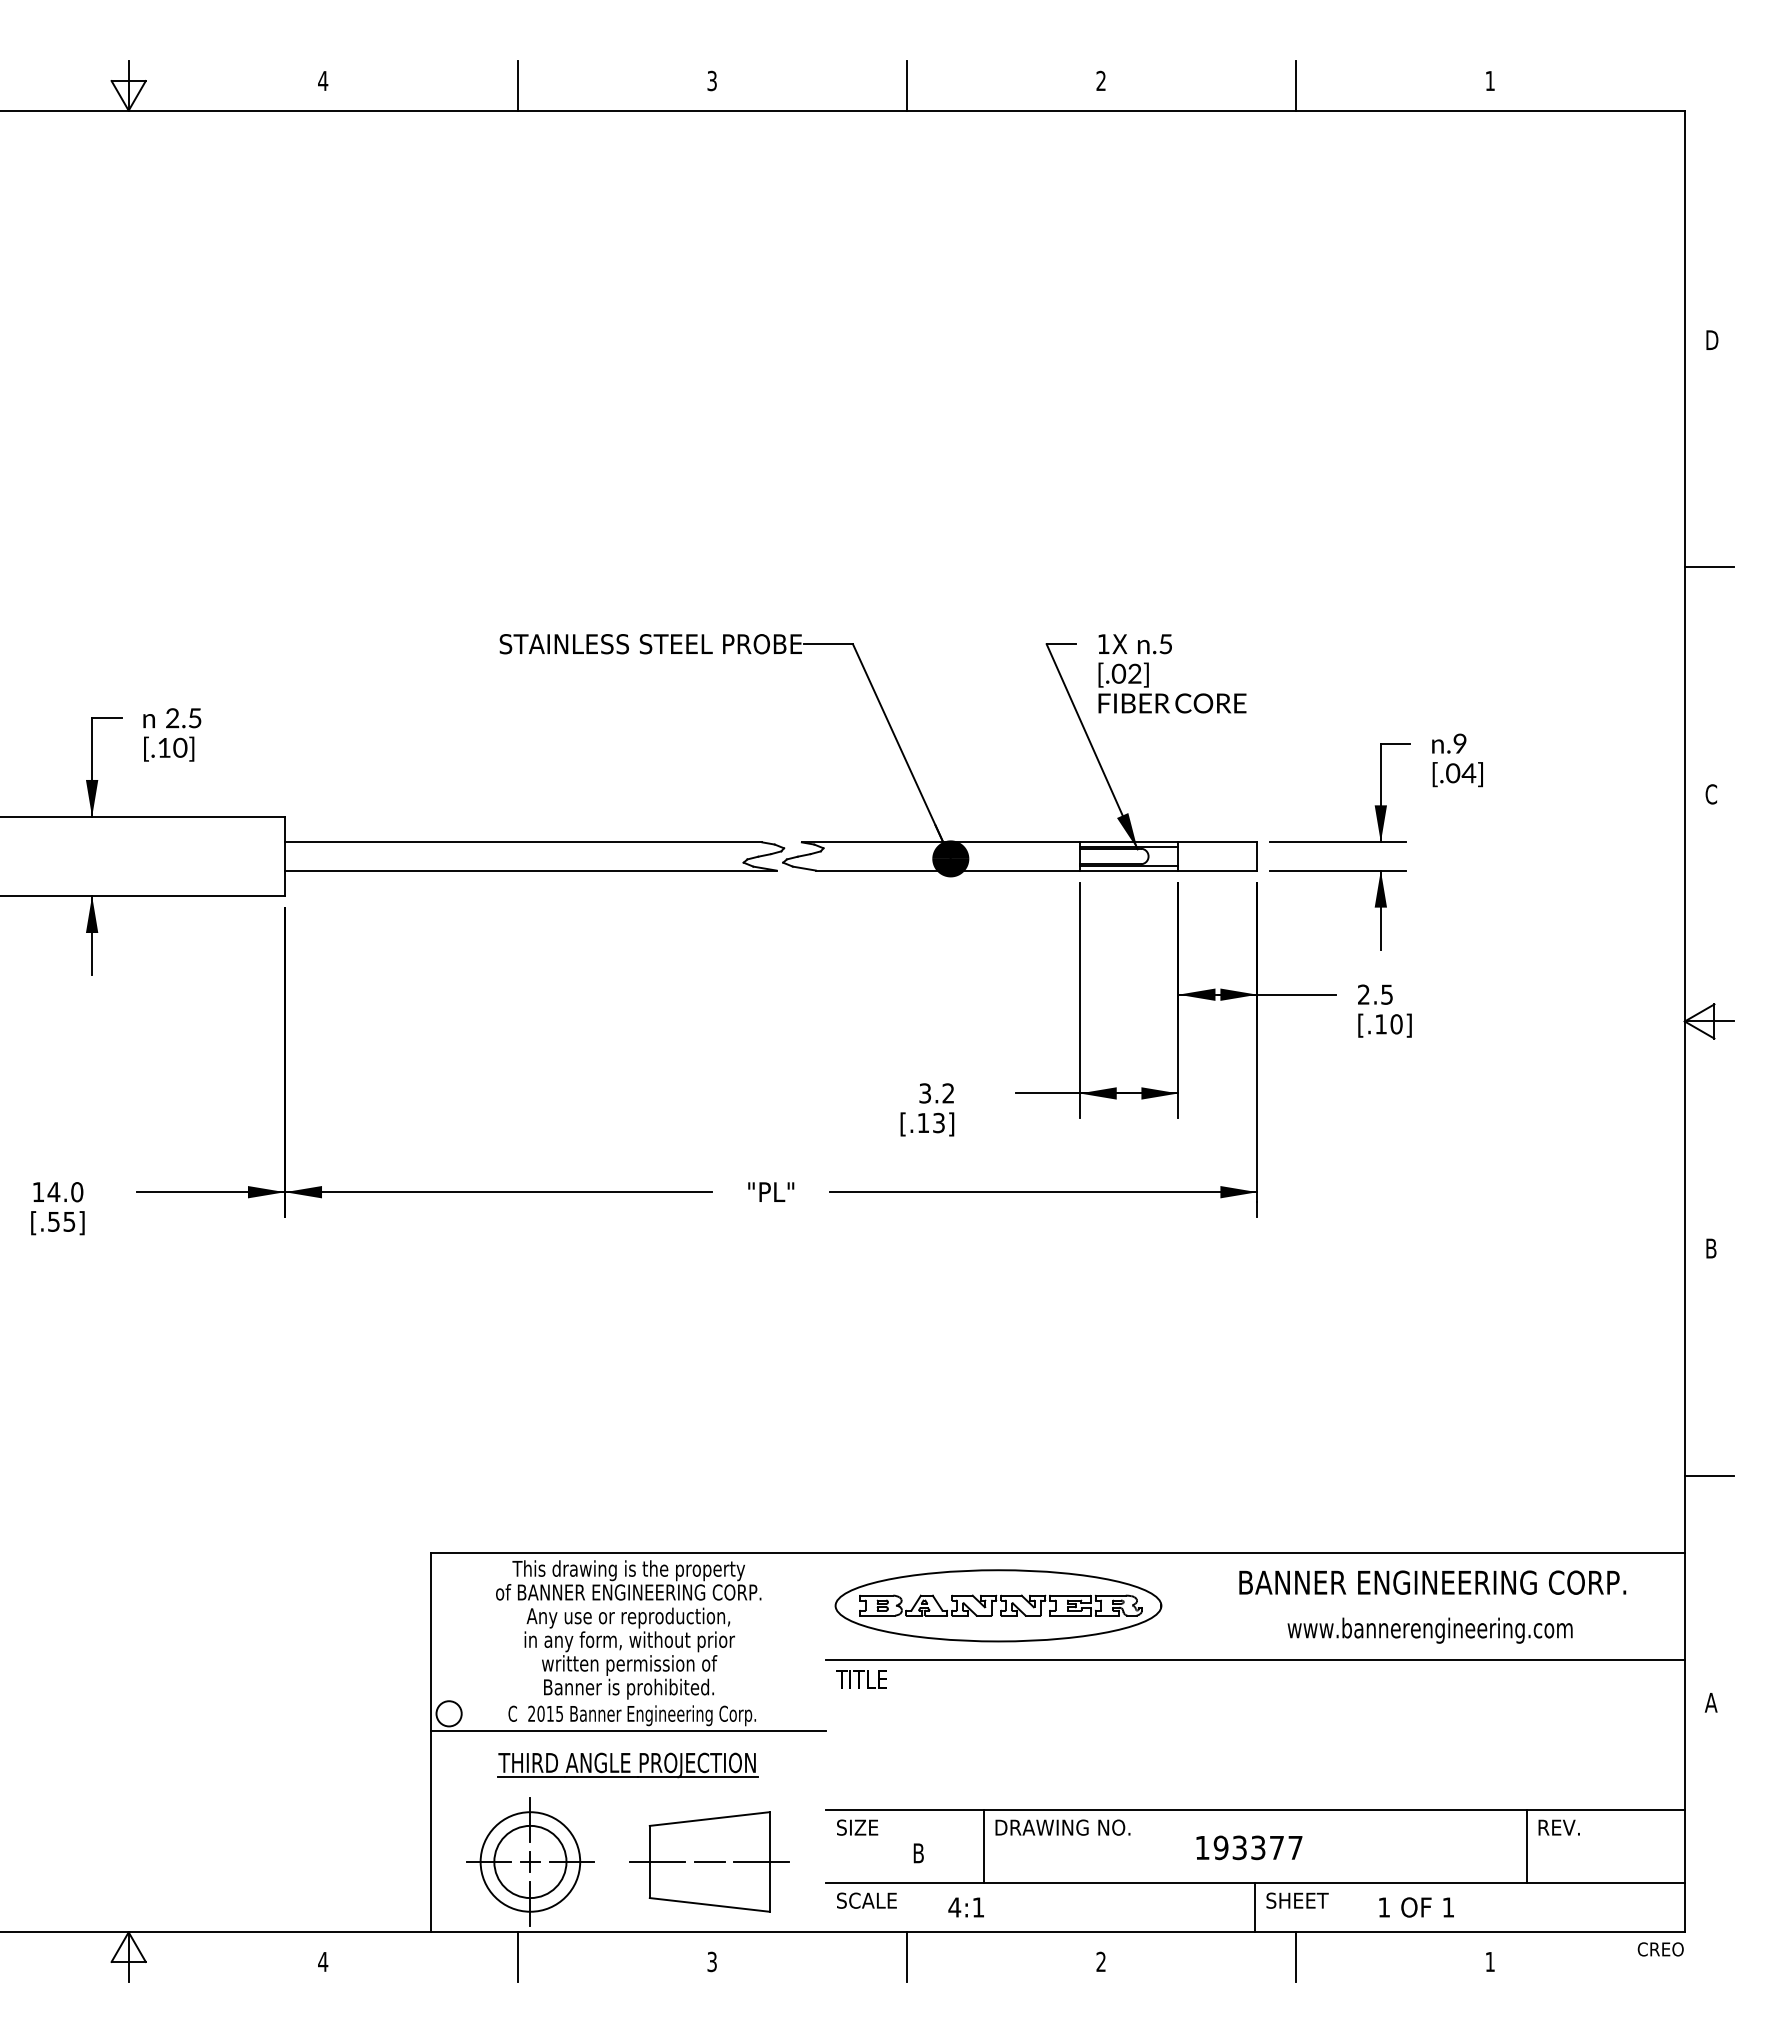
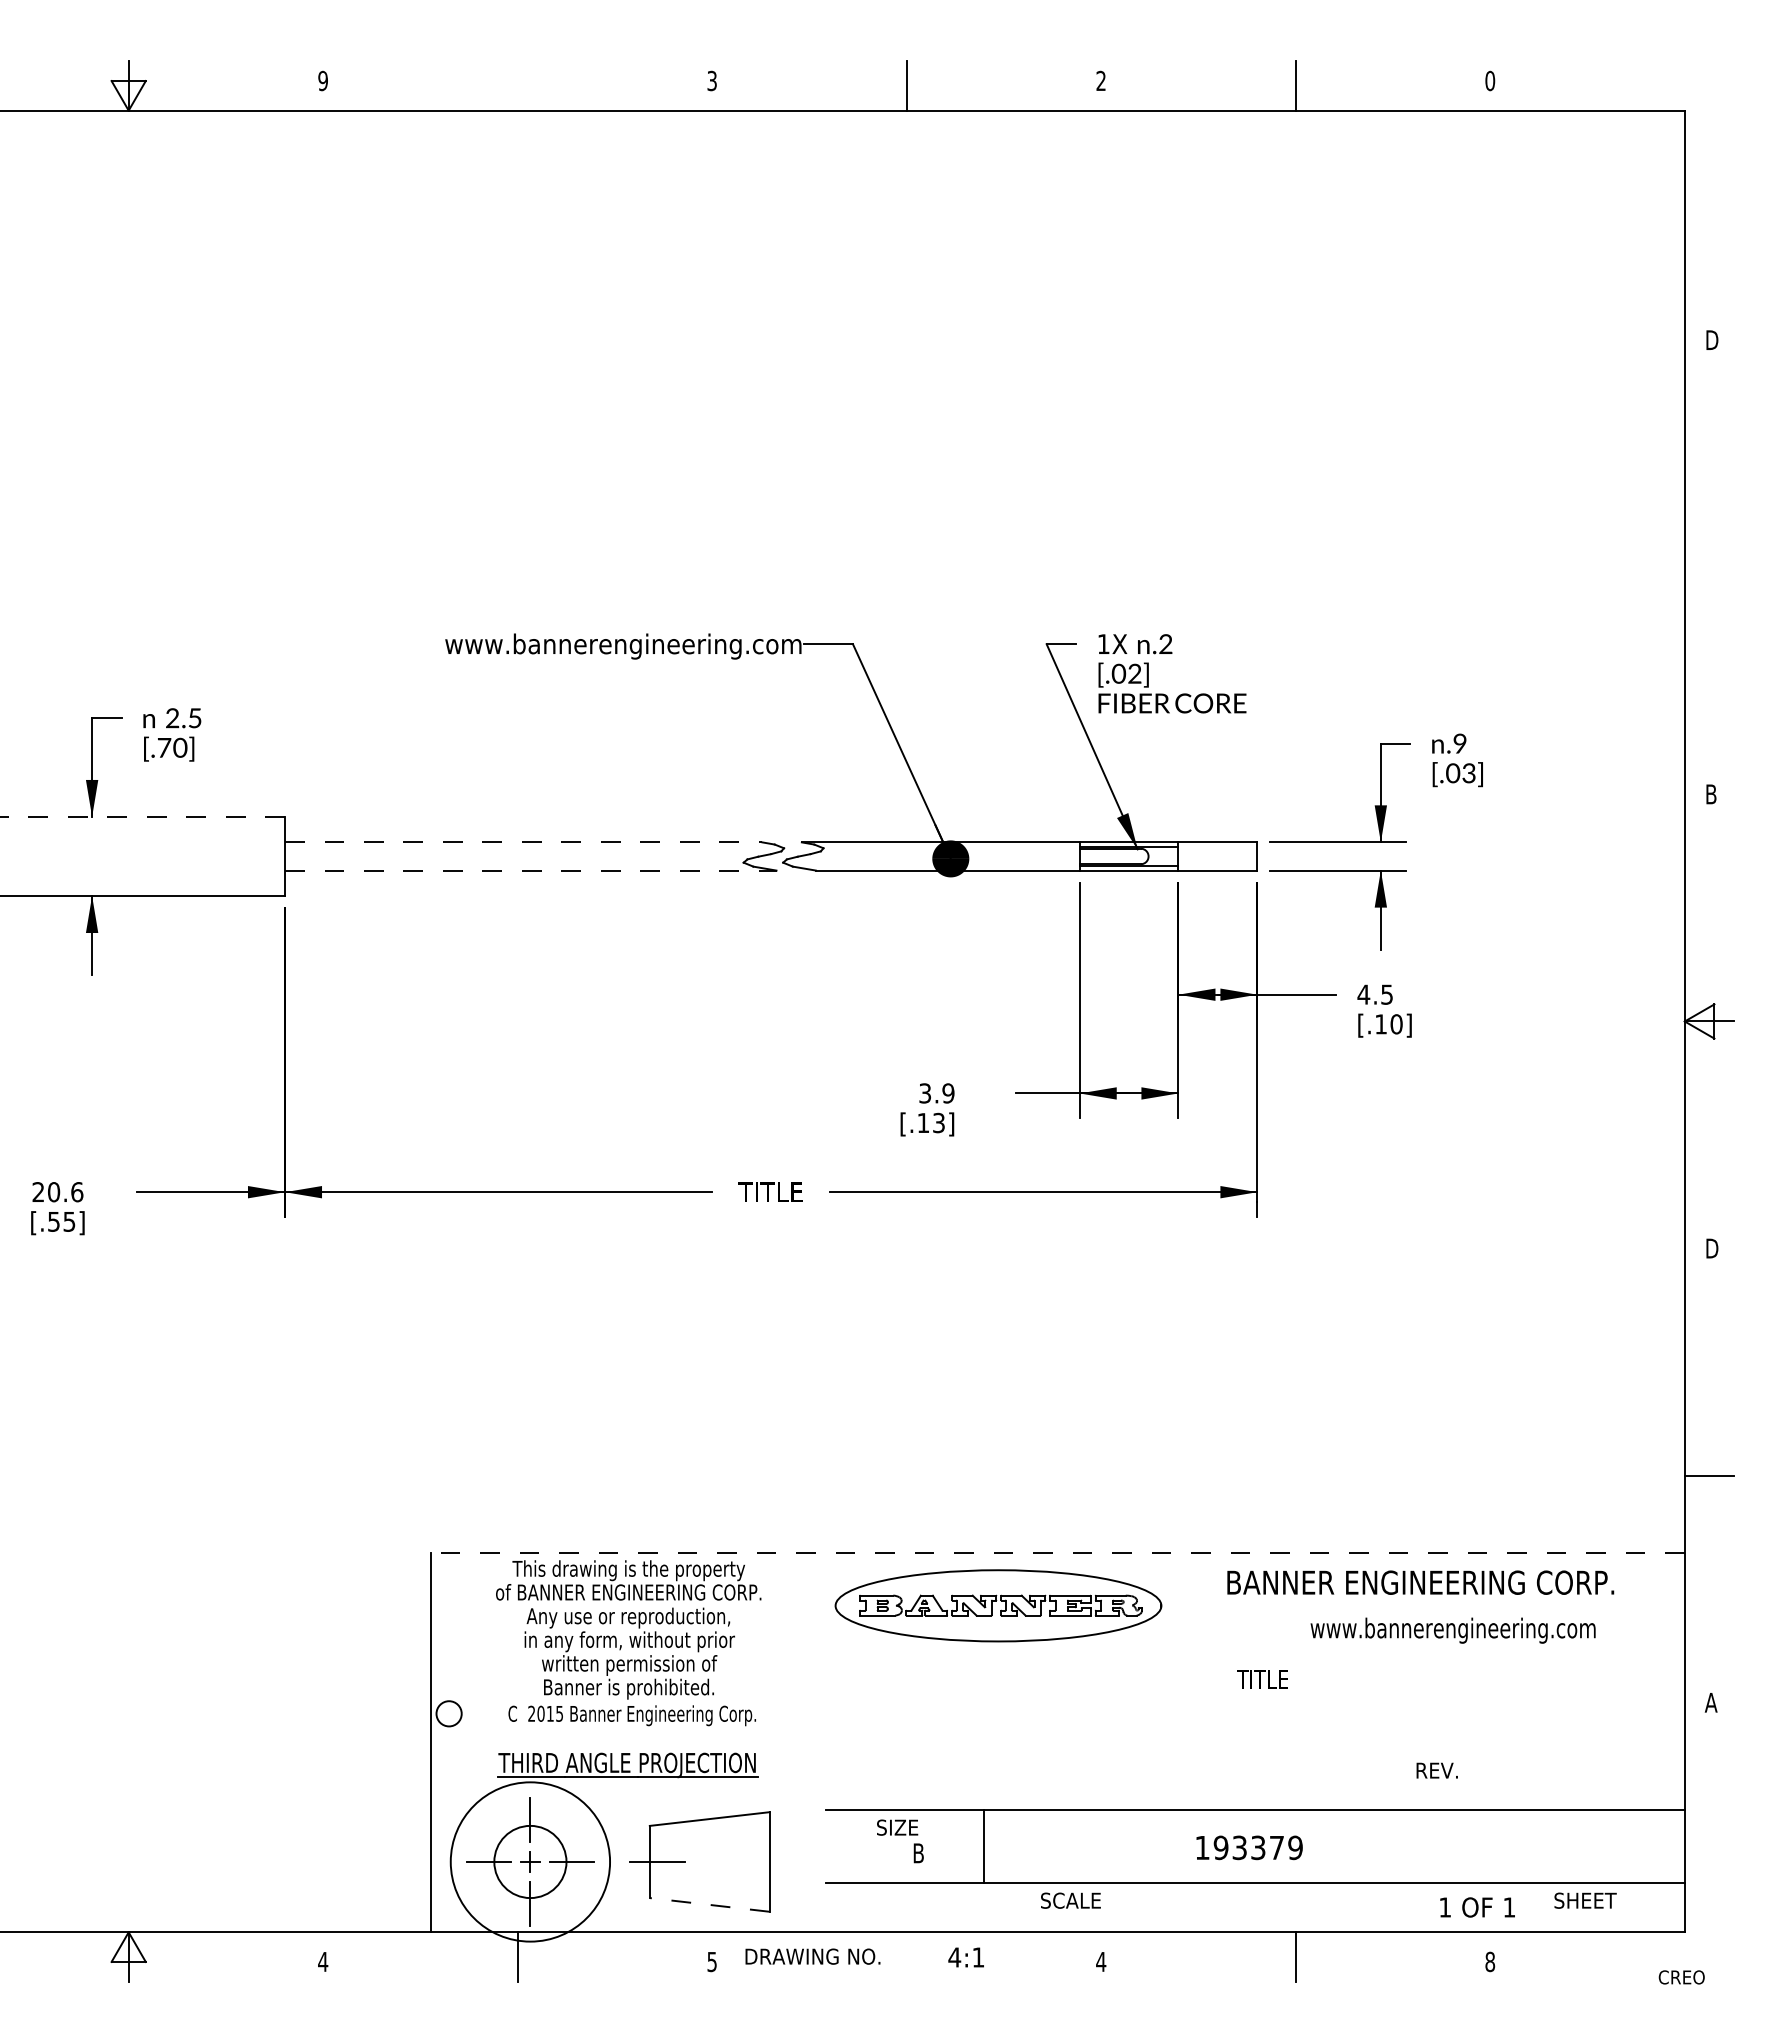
text: 4 -> 9 (323, 80)
text: 1 -> 0 (1490, 80)
line: present -> none (517, 85)
line: present -> none (1709, 567)
text: .5 -> .2 (1165, 644)
text: STAINLESS STEEL PROBE -> www.bannerengineering.com (623, 646)
text: [.10] -> [.70] (164, 747)
text: [.04] -> [.03] (1468, 773)
text: C -> B (1711, 794)
line: solid -> dashed (142, 816)
line: solid -> dashed (523, 842)
line: solid -> dashed (530, 870)
text: 2.5 -> 4.5 (1363, 994)
text: 3.2 -> 3.9 (948, 1093)
text: "PL" -> TITLE (770, 1191)
text: 14.0 -> 20.6 (57, 1192)
text: B -> D (1713, 1248)
line: solid -> dashed (1057, 1553)
text position: (1432, 1582) -> (1420, 1582) (1420, 1582)
text position: (1429, 1630) -> (1452, 1630) (1452, 1630)
line: present -> none (1254, 1659)
text position: (861, 1679) -> (1262, 1679) (1262, 1679)
line: present -> none (627, 1730)
text position: (857, 1827) -> (897, 1827) (897, 1827)
text position: (1062, 1827) -> (812, 1956) (812, 1956)
text position: (1558, 1827) -> (1436, 1770) (1436, 1770)
line: present -> none (1526, 1845)
text: 193377 -> 193379 (1295, 1847)
circle diameter: 100 px -> 159 px (530, 1861)
line: present -> none (709, 1861)
line: present -> none (761, 1861)
text position: (866, 1900) -> (1070, 1900) (1070, 1900)
text position: (1297, 1900) -> (1585, 1900) (1585, 1900)
line: solid -> dashed (709, 1904)
text position: (965, 1907) -> (965, 1957) (965, 1957)
line: present -> none (1255, 1907)
text position: (1416, 1907) -> (1477, 1907) (1477, 1907)
text position: (1660, 1949) -> (1681, 1977) (1681, 1977)
line: present -> none (906, 1956)
text: 3 -> 5 (712, 1961)
text: 2 -> 4 (1101, 1961)
text: 1 -> 8 (1490, 1961)
